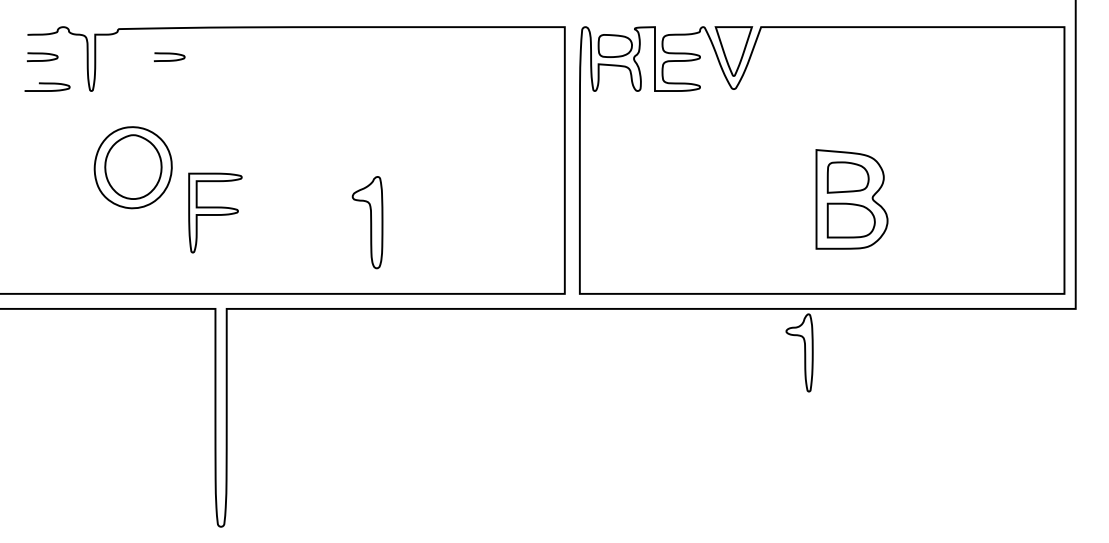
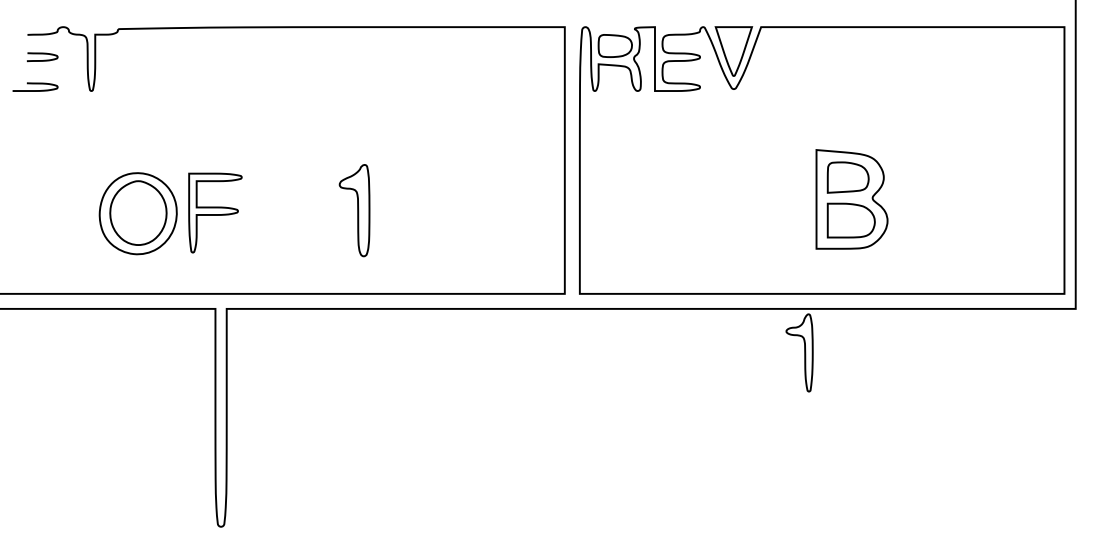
curve: present -> none (171, 59)
curve position: (47, 84) -> (35, 84) (35, 84)
part position: (132, 167) -> (137, 213) (137, 213)
part position: (367, 222) -> (354, 210) (354, 210)
